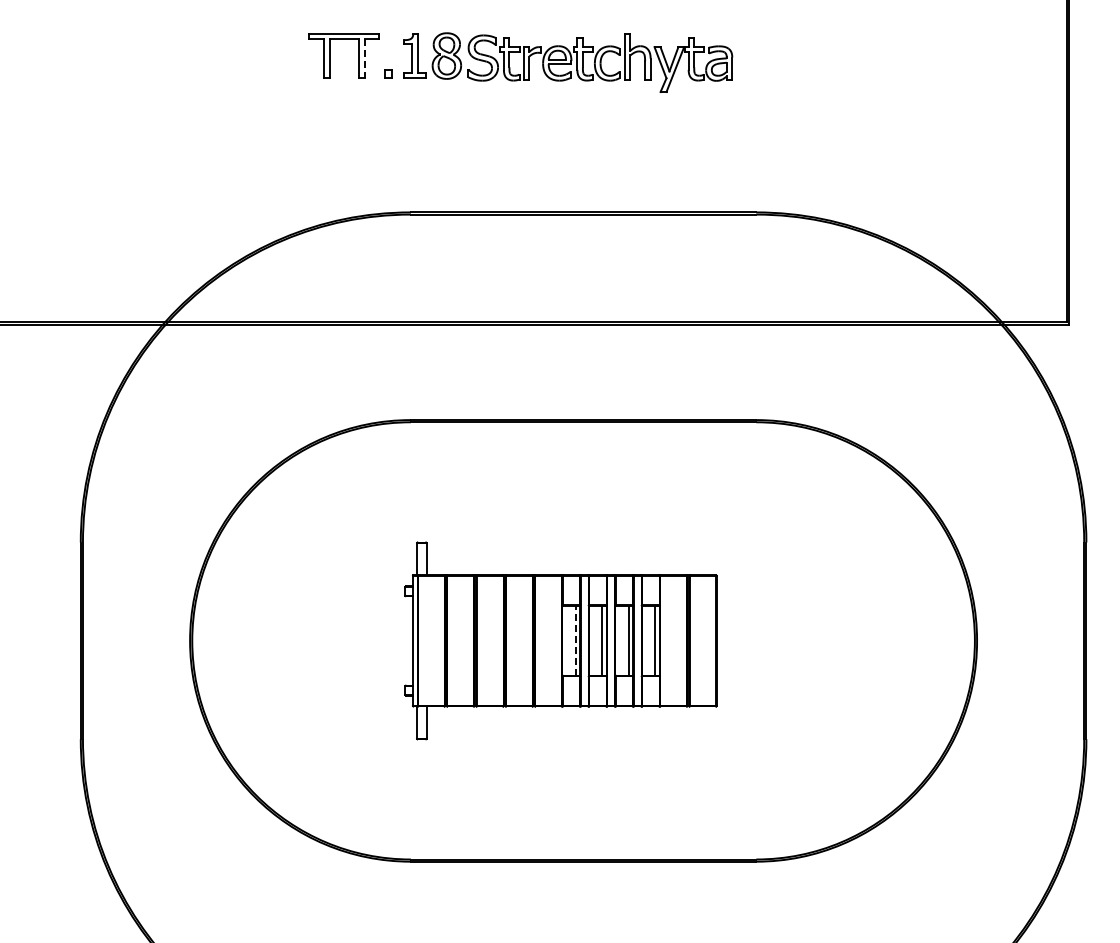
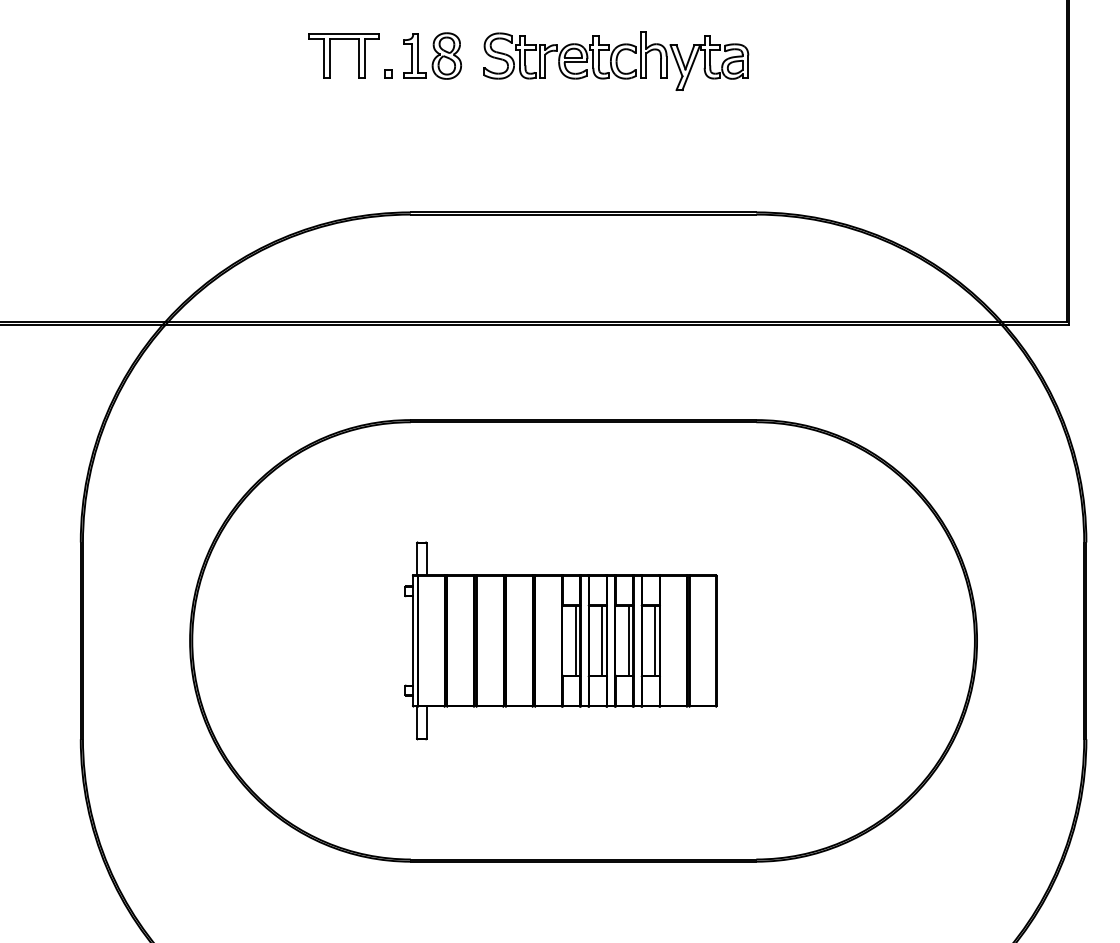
line: dashed -> solid (364, 59)
part position: (600, 62) -> (616, 60) (616, 60)
line: dashed -> solid (575, 640)
